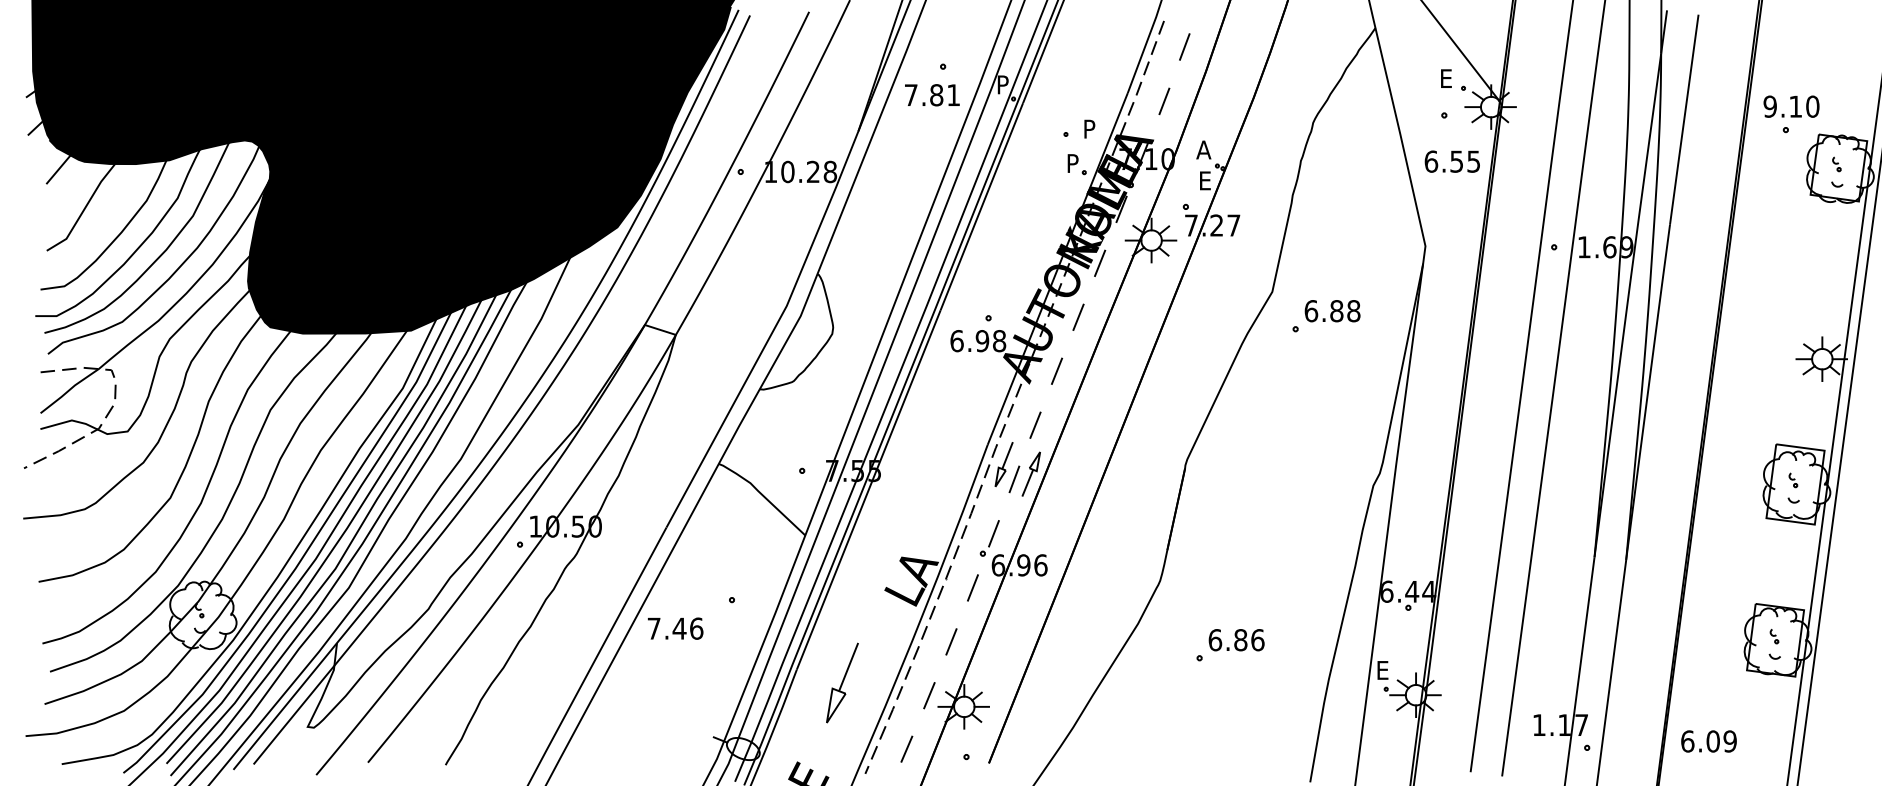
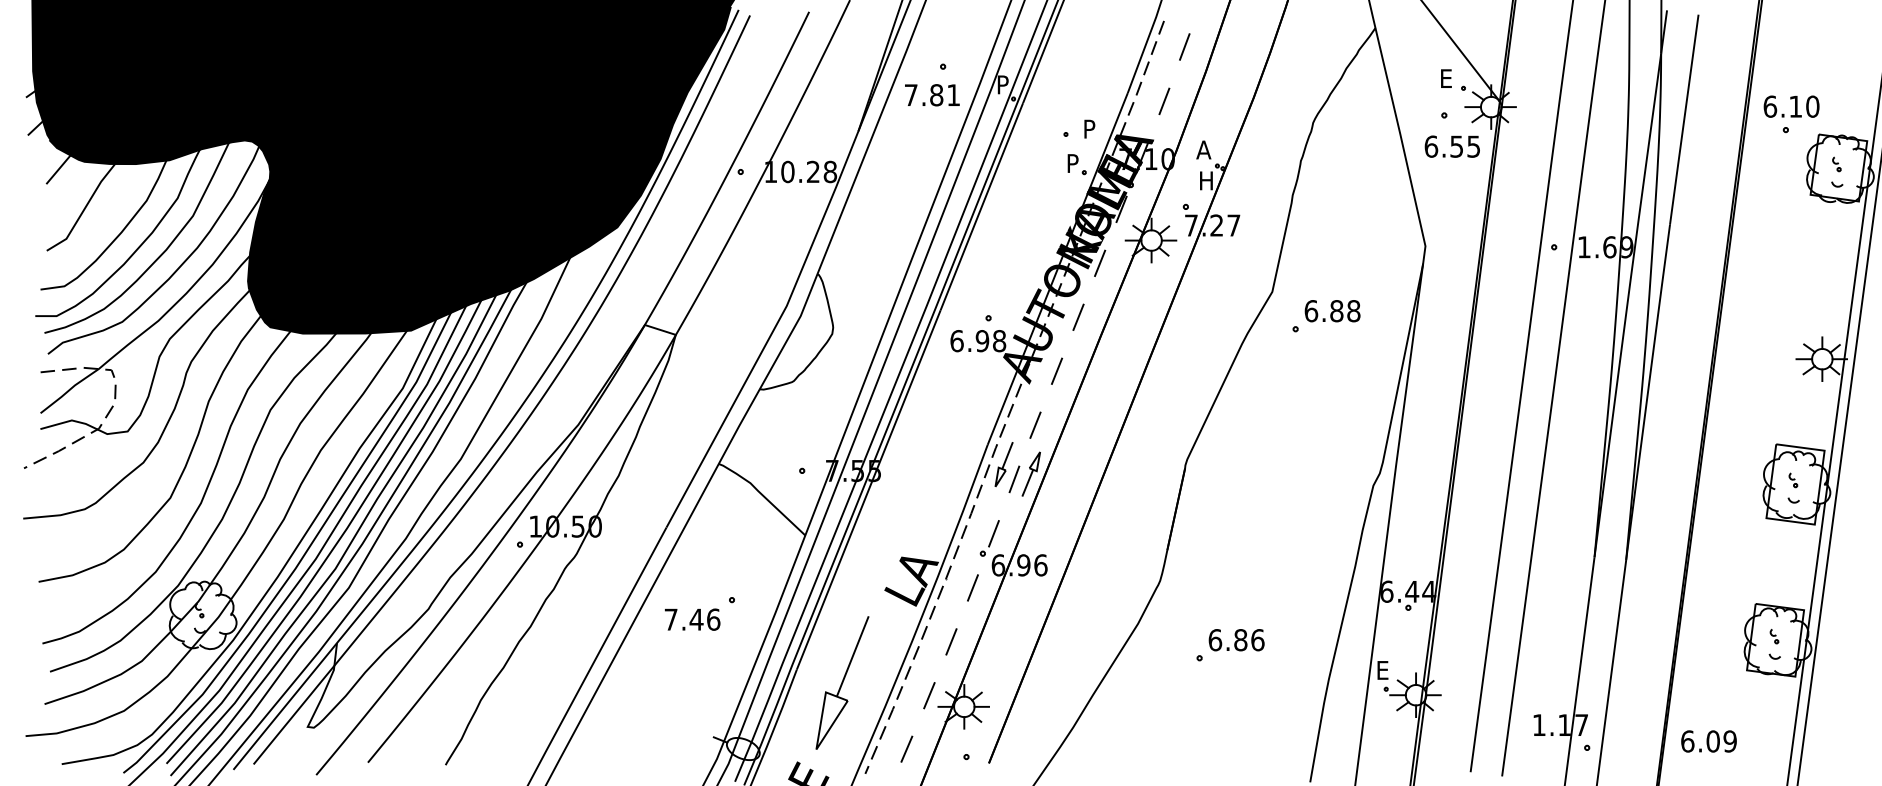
text: 9.10 -> 6.10 (1770, 106)
text position: (1451, 161) -> (1451, 146) (1451, 146)
text: E -> H (1207, 180)
text position: (675, 628) -> (692, 619) (692, 619)
part size: 33x82 px -> 55x134 px (842, 682)
